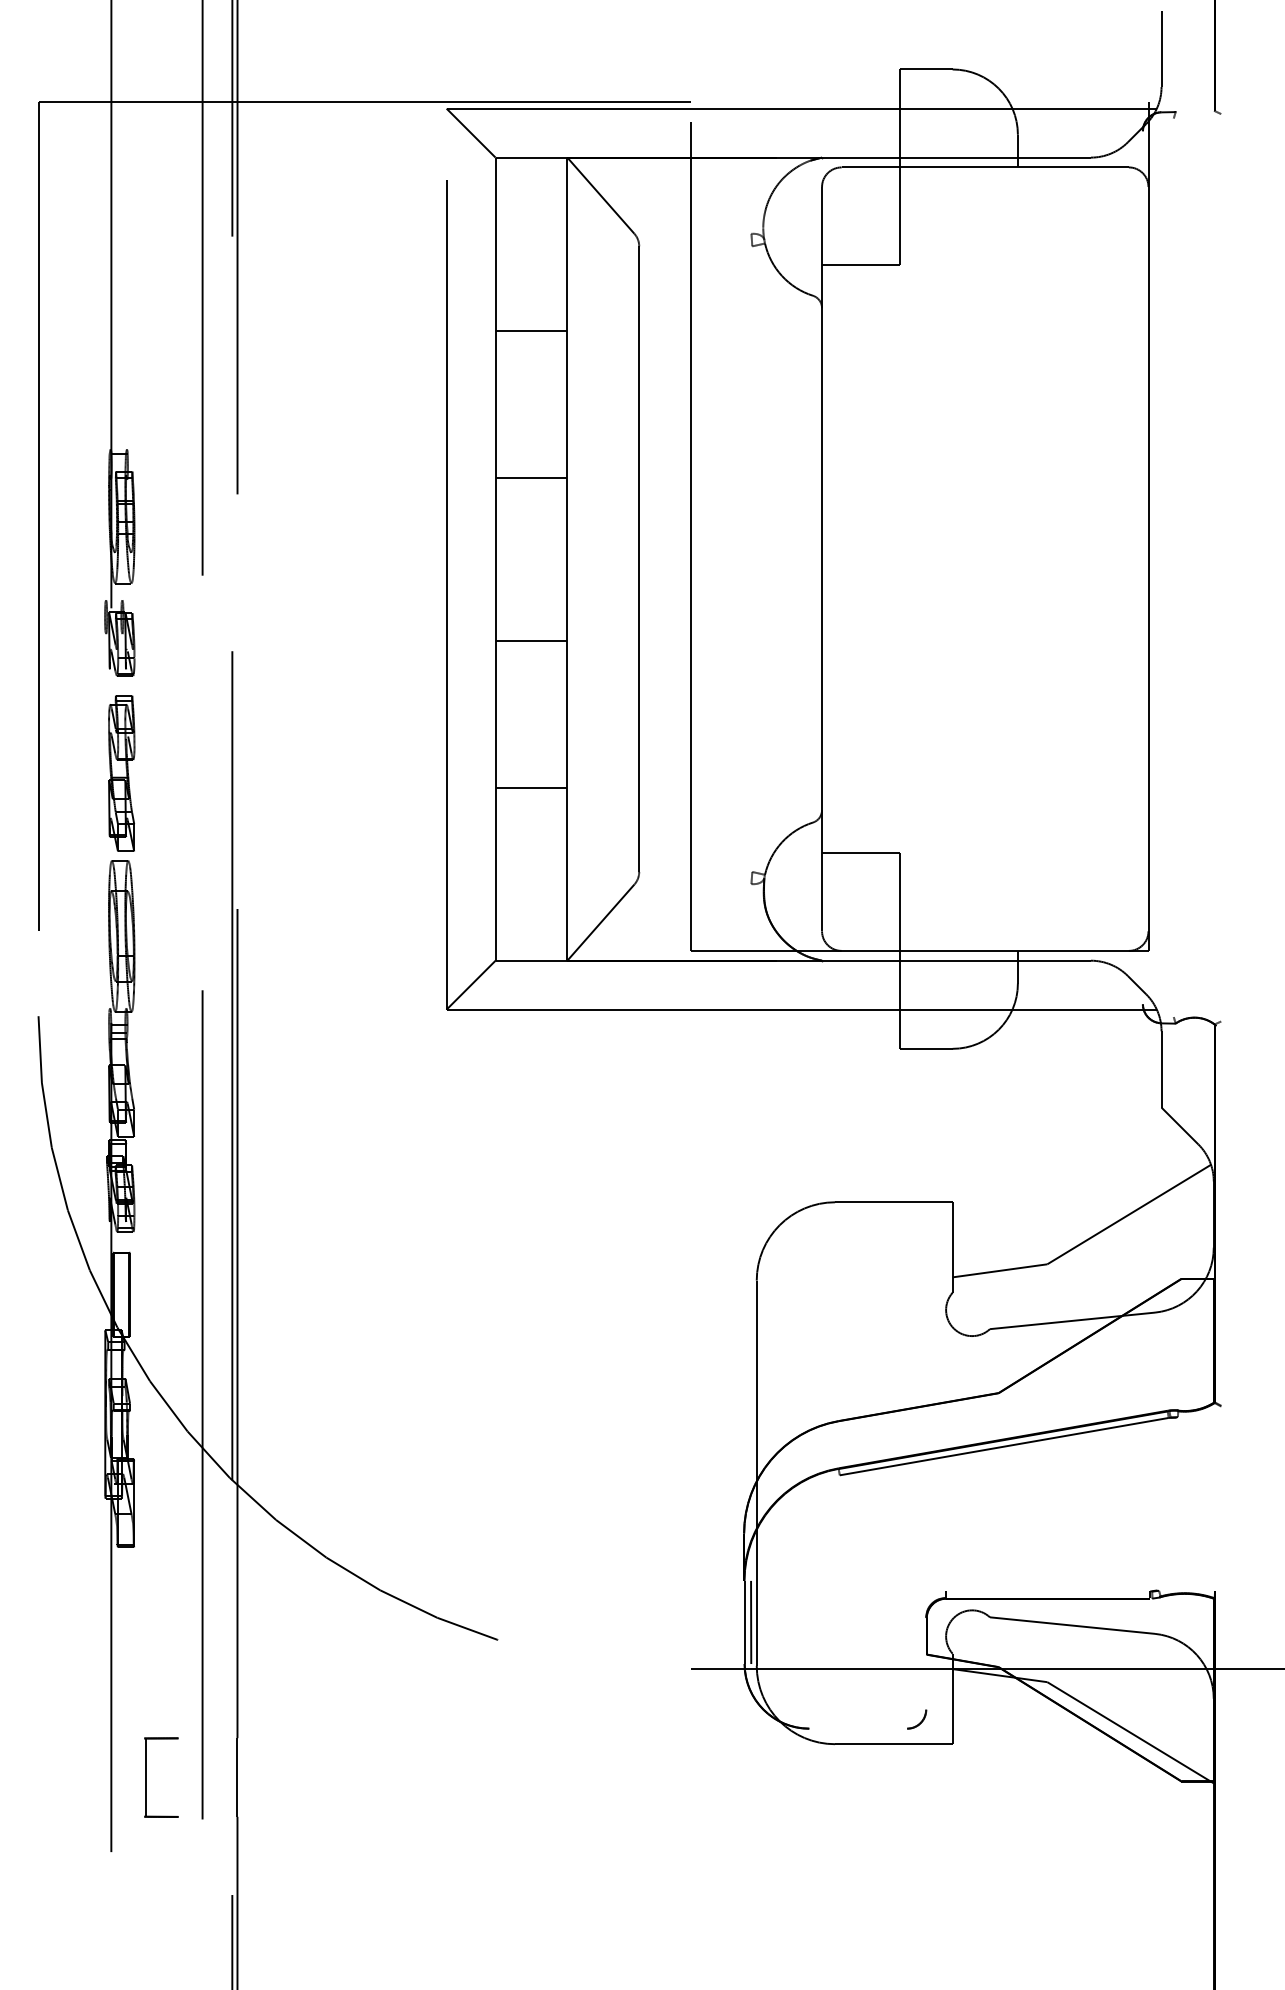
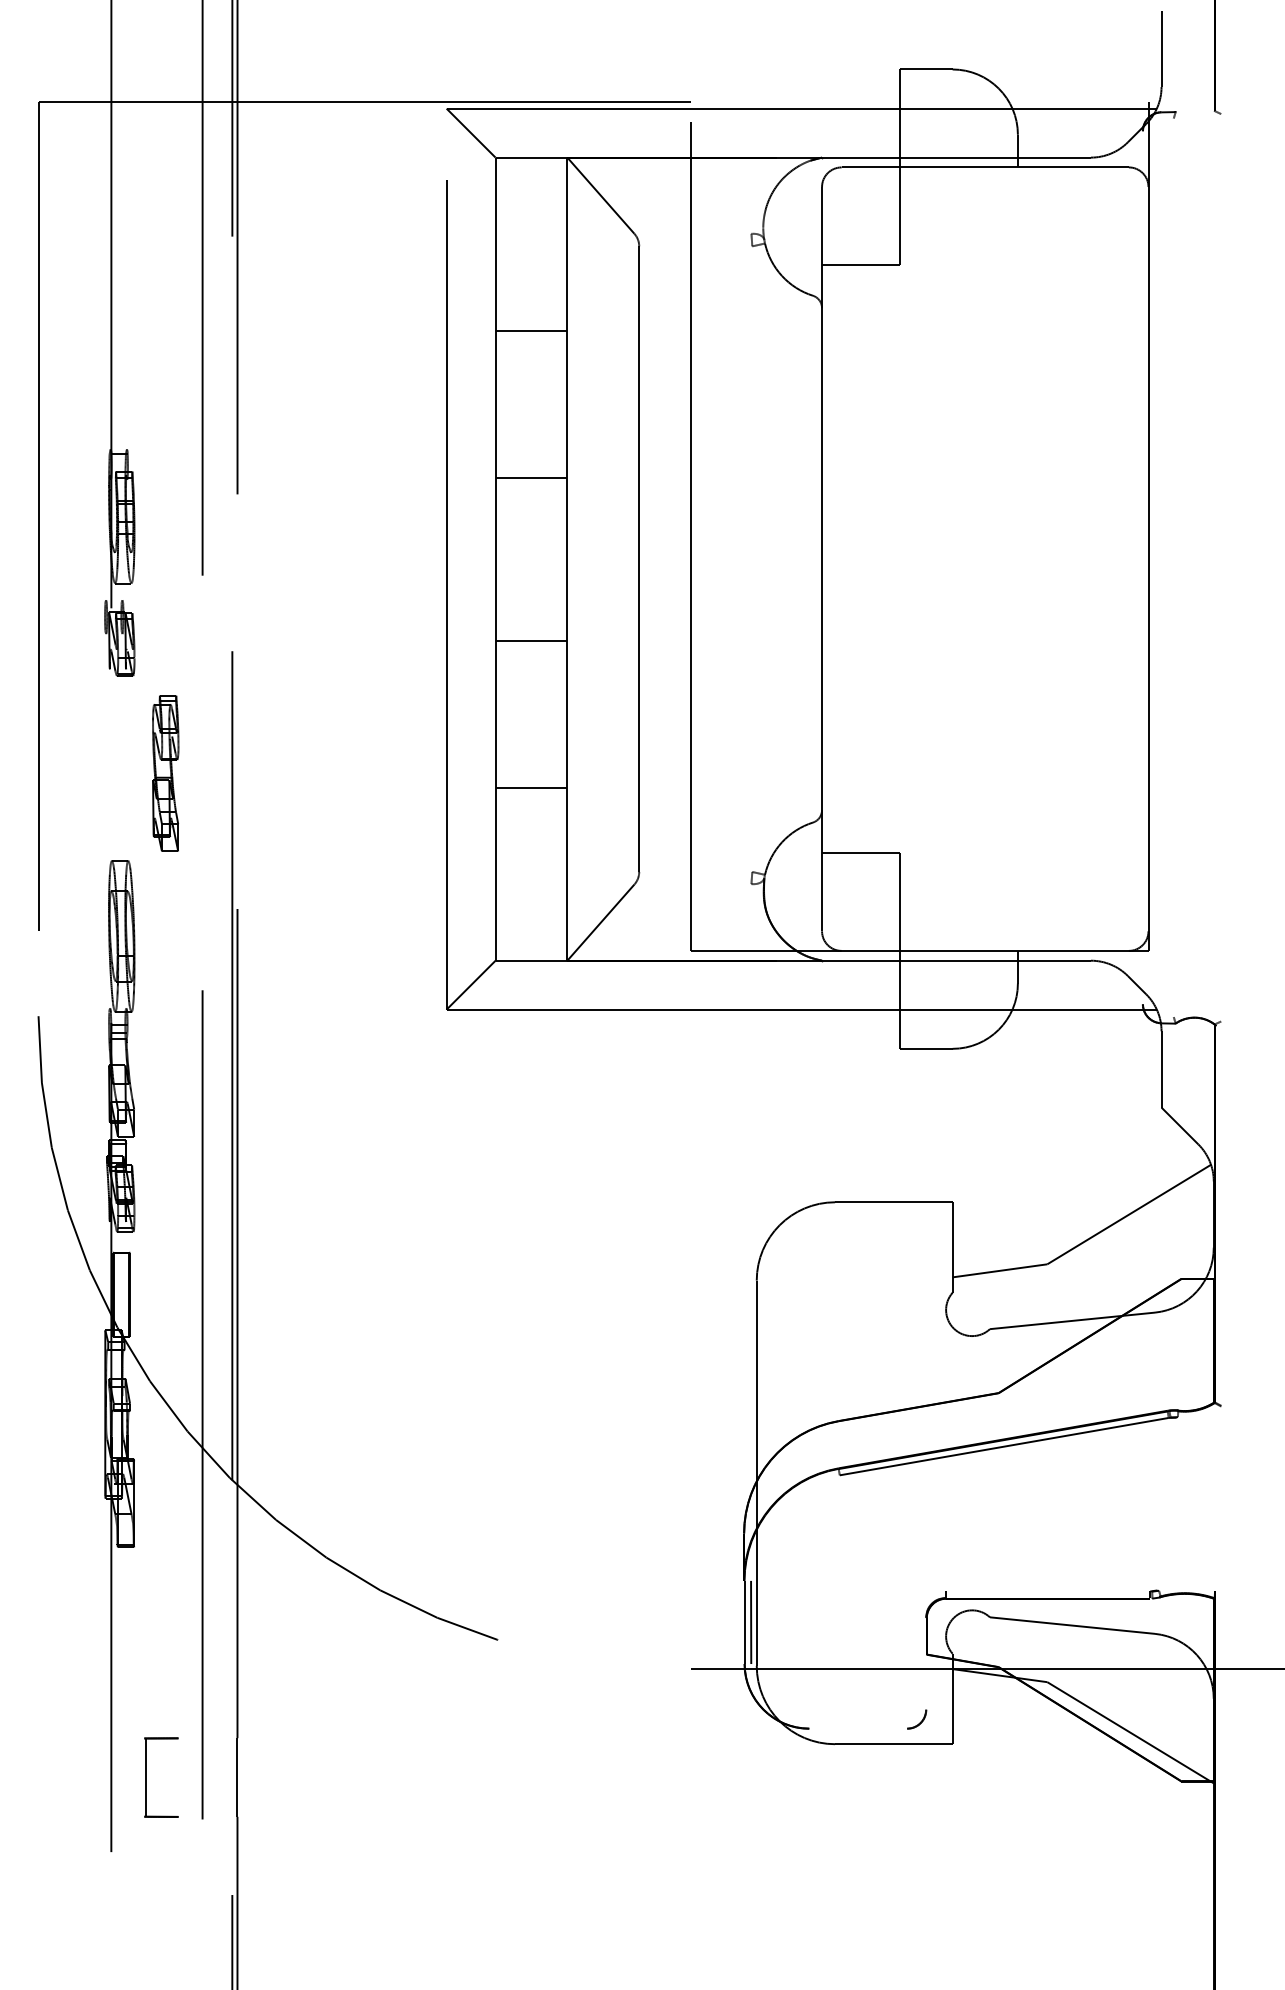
part position: (121, 773) -> (165, 773) (165, 773)
